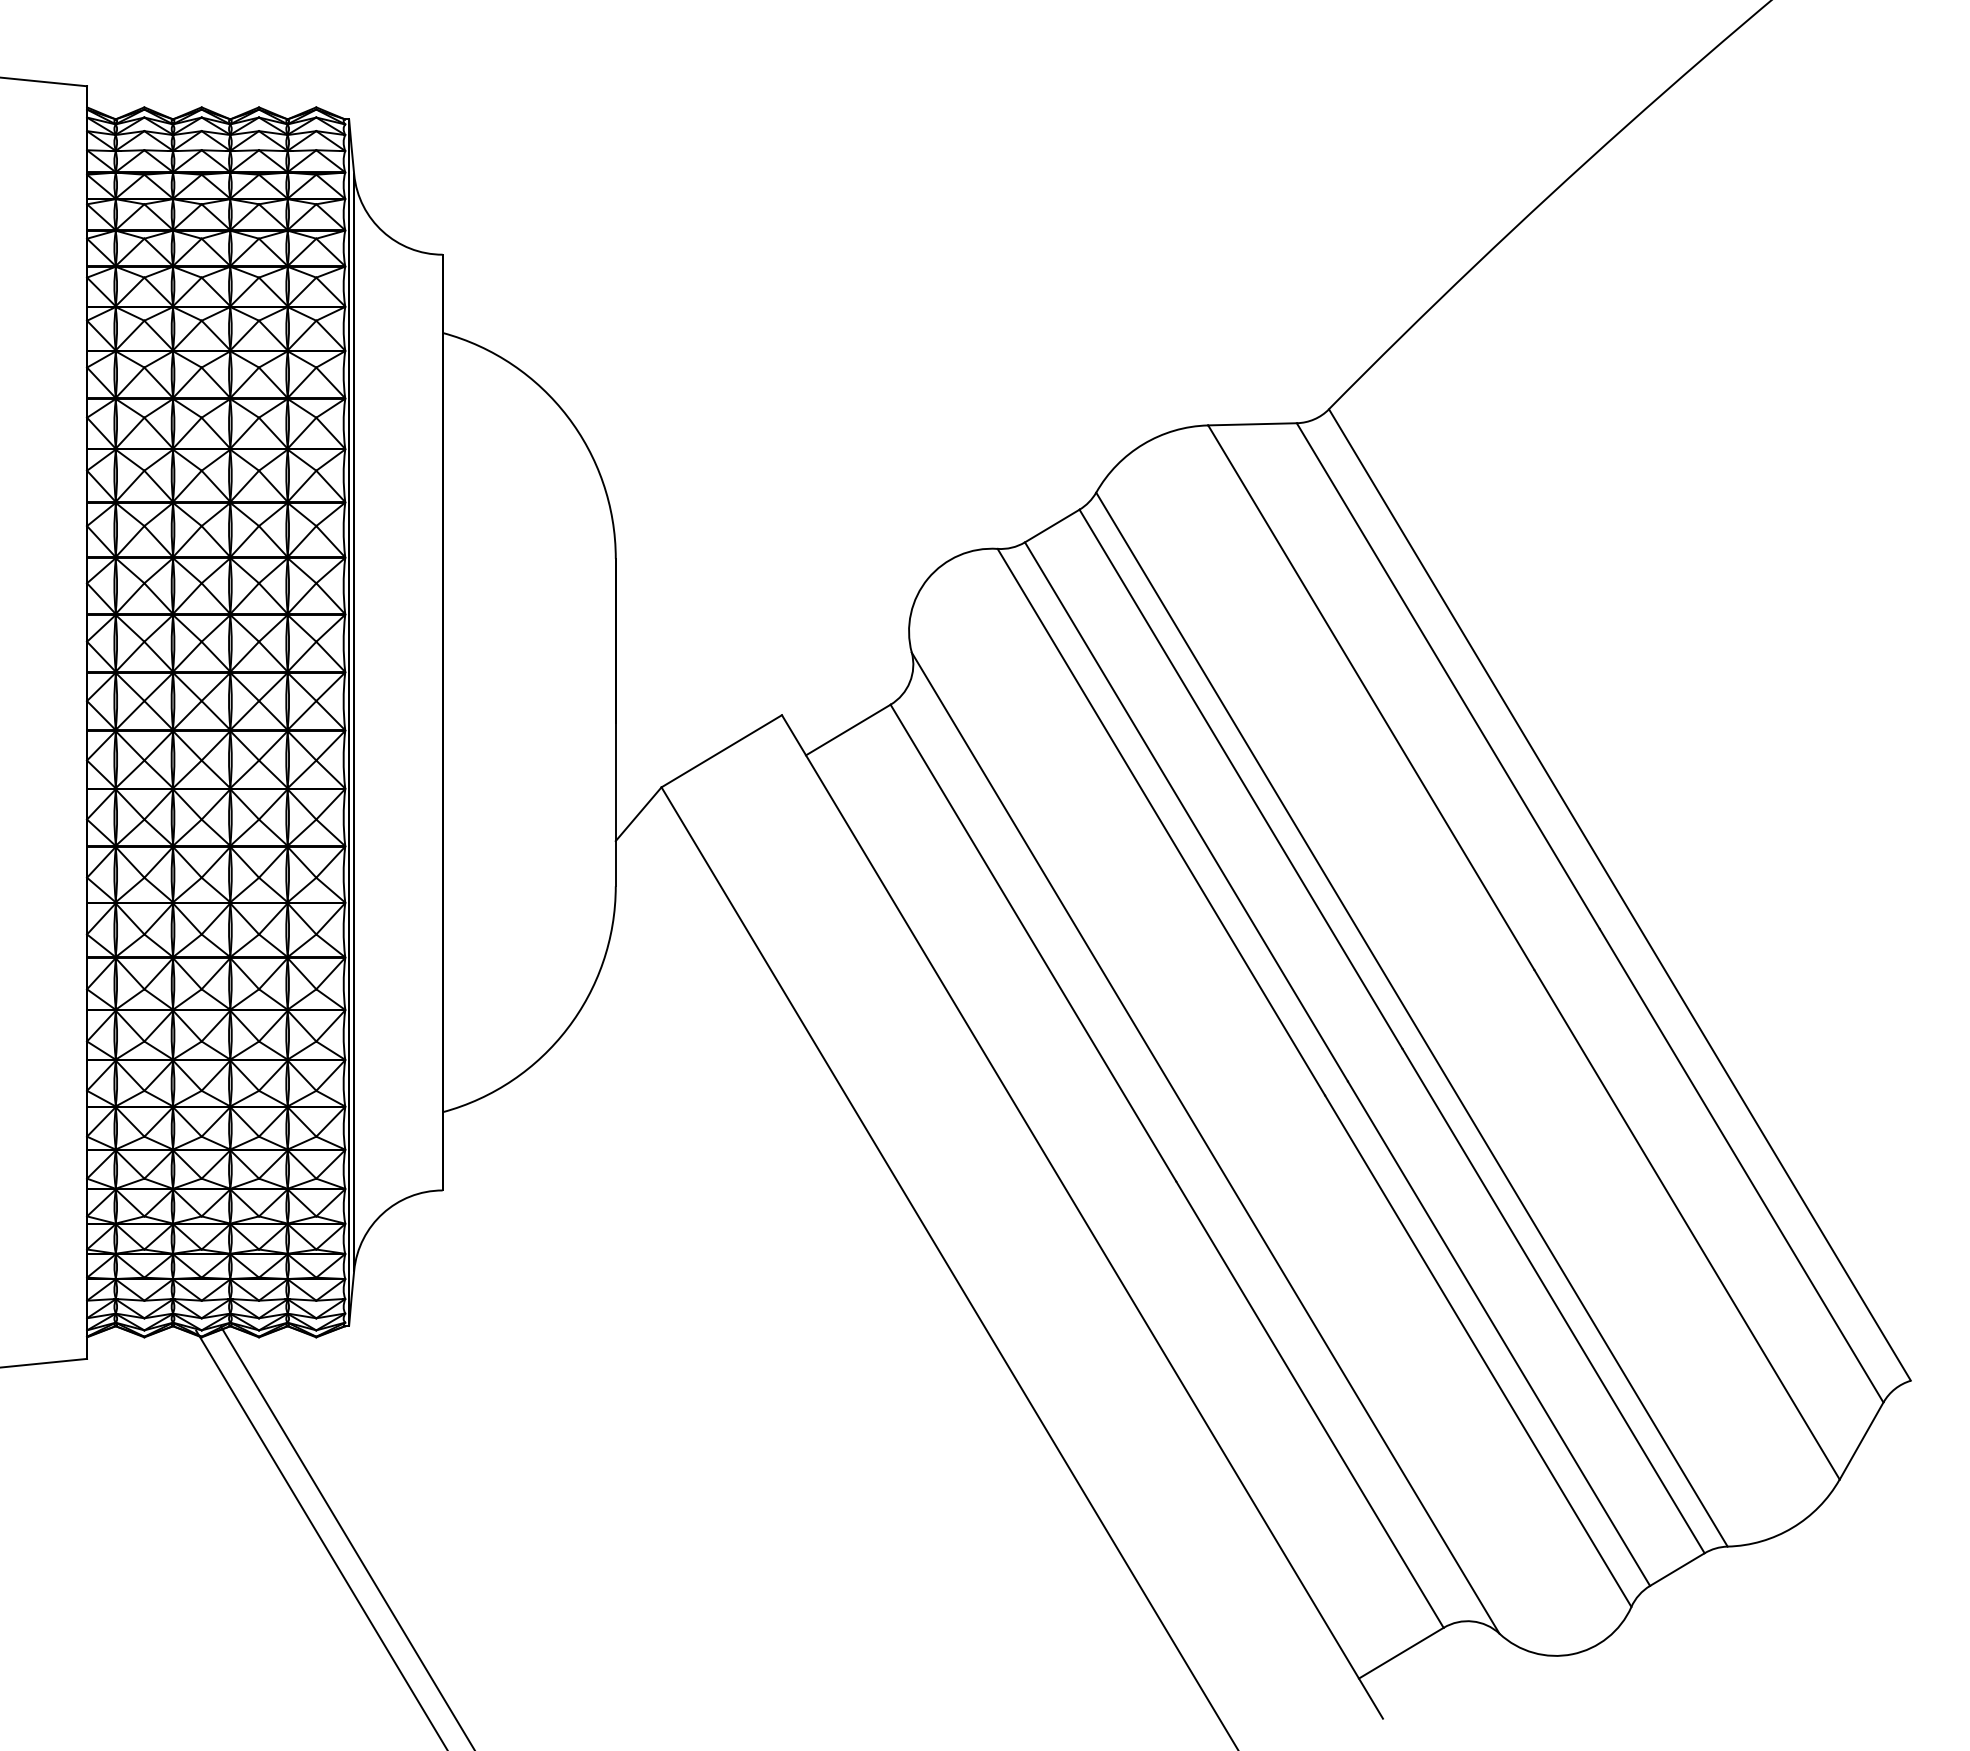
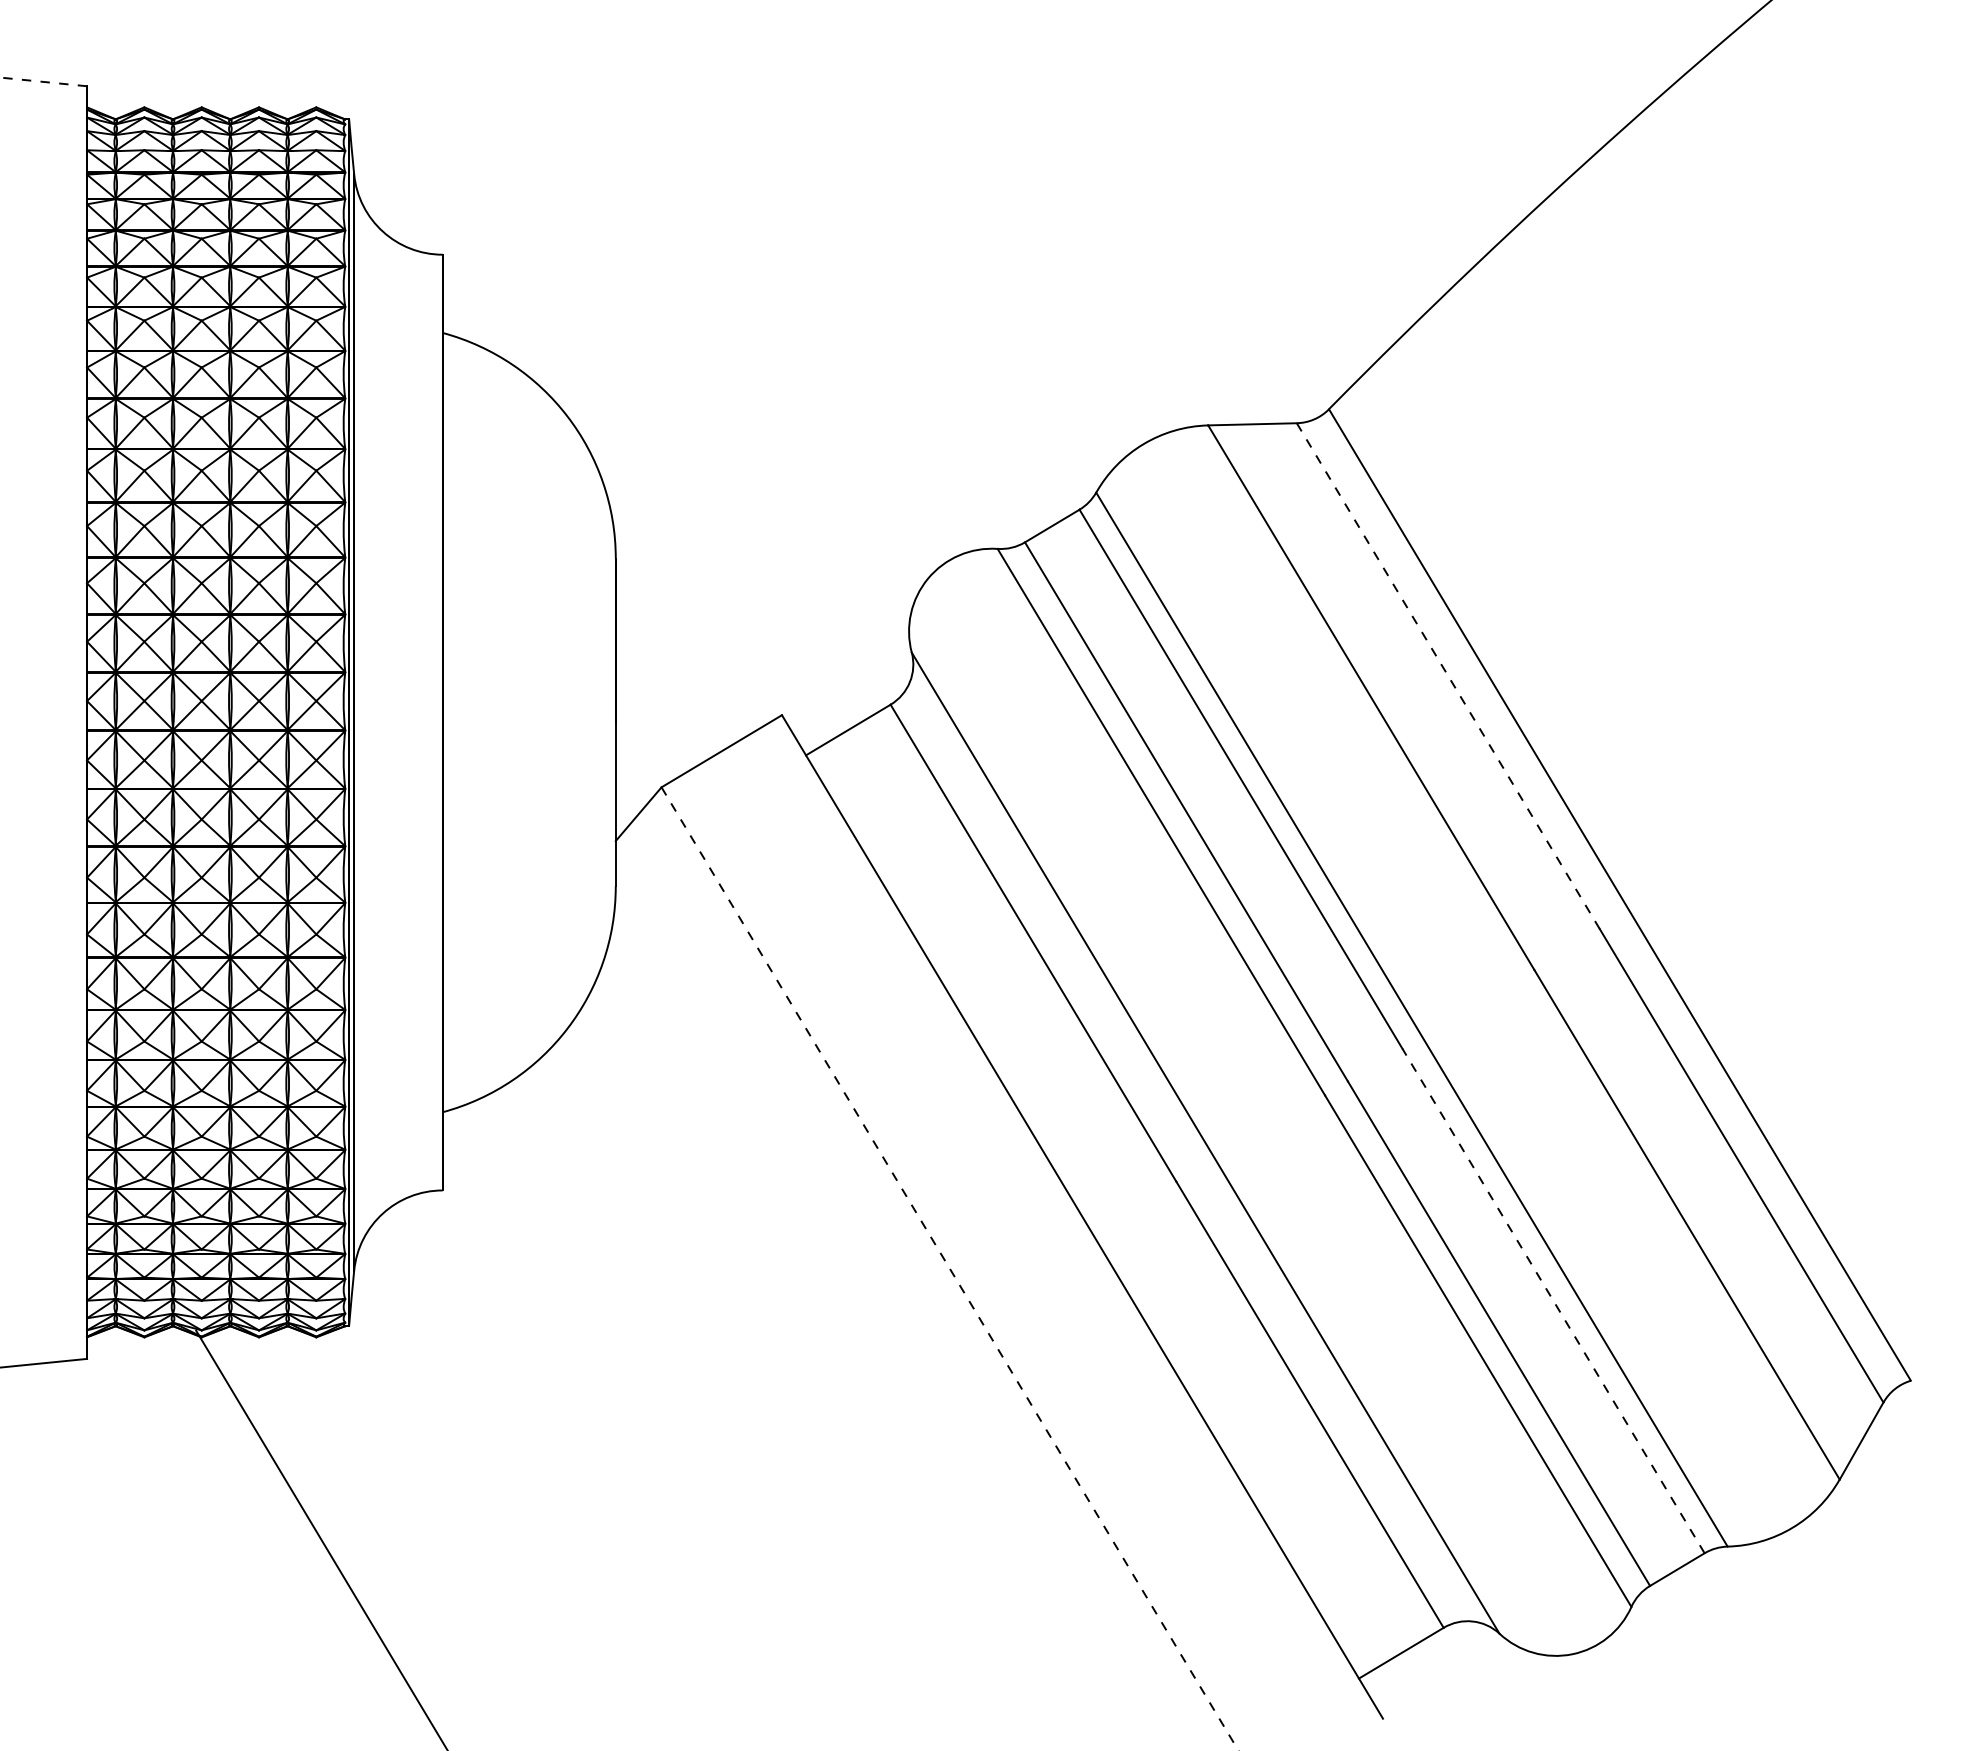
line: solid -> dashed (43, 81)
line: solid -> dashed (1448, 676)
line: solid -> dashed (949, 1268)
line: solid -> dashed (1553, 1300)
line: present -> none (346, 1536)
